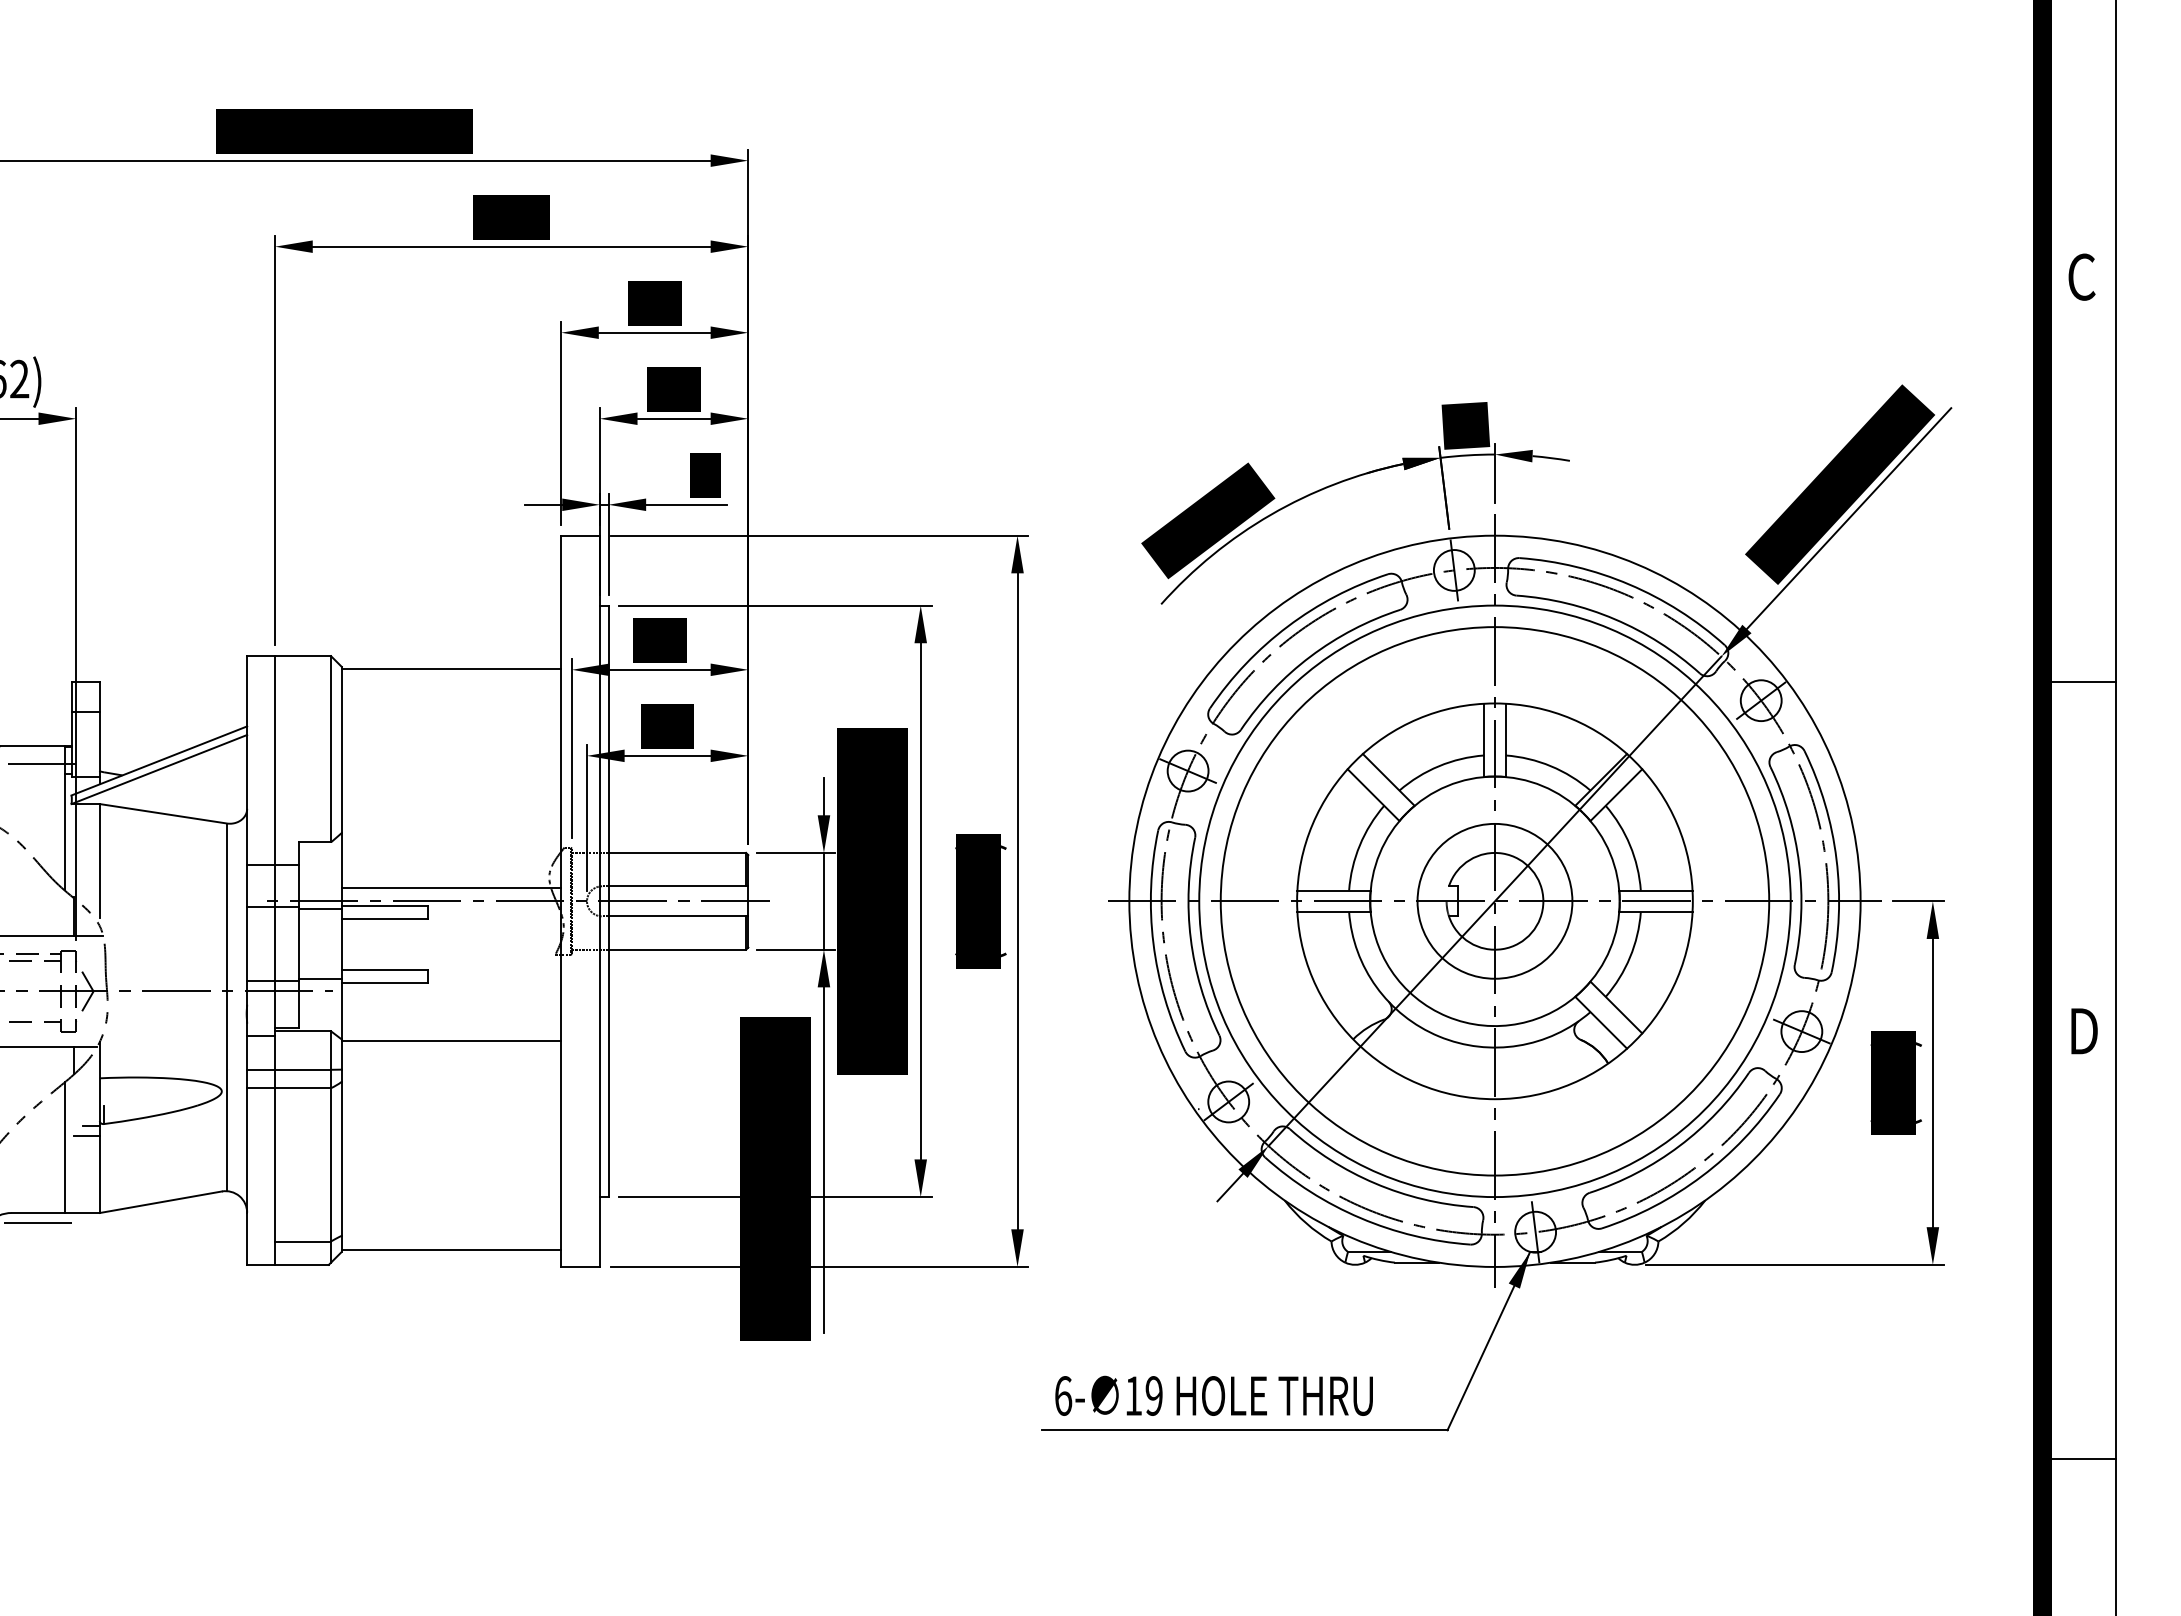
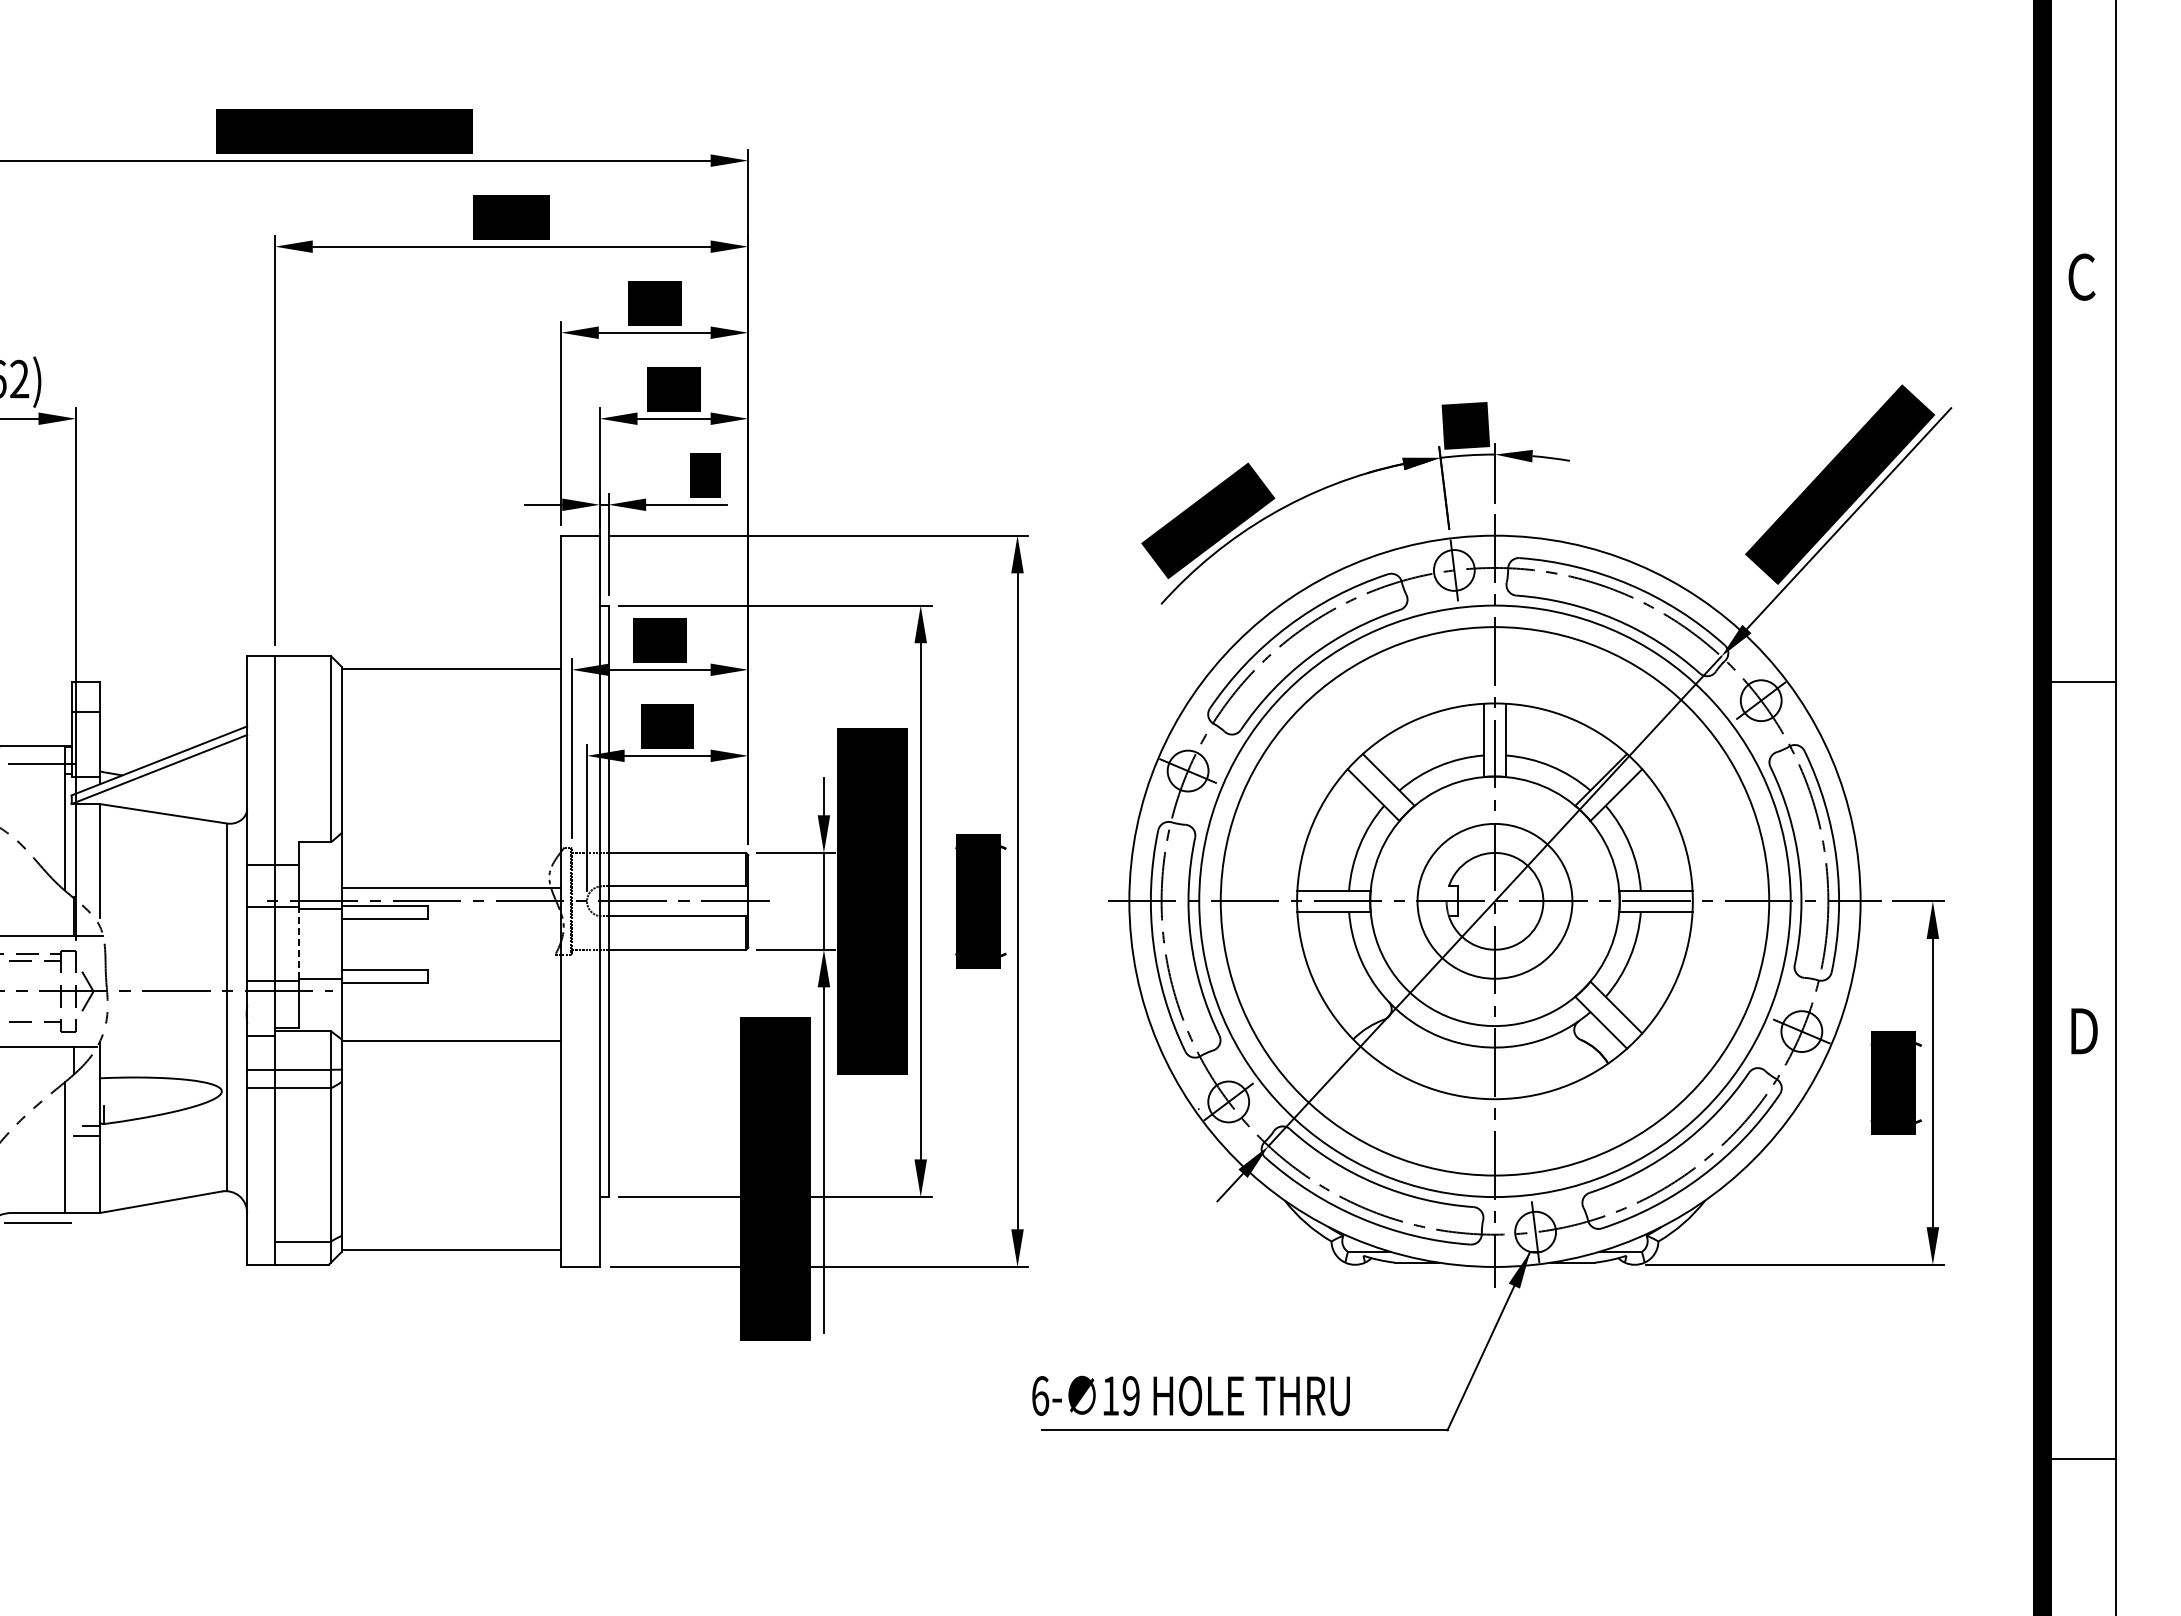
line: solid -> dashed (298, 943)
text position: (1213, 1395) -> (1190, 1395) (1190, 1395)
